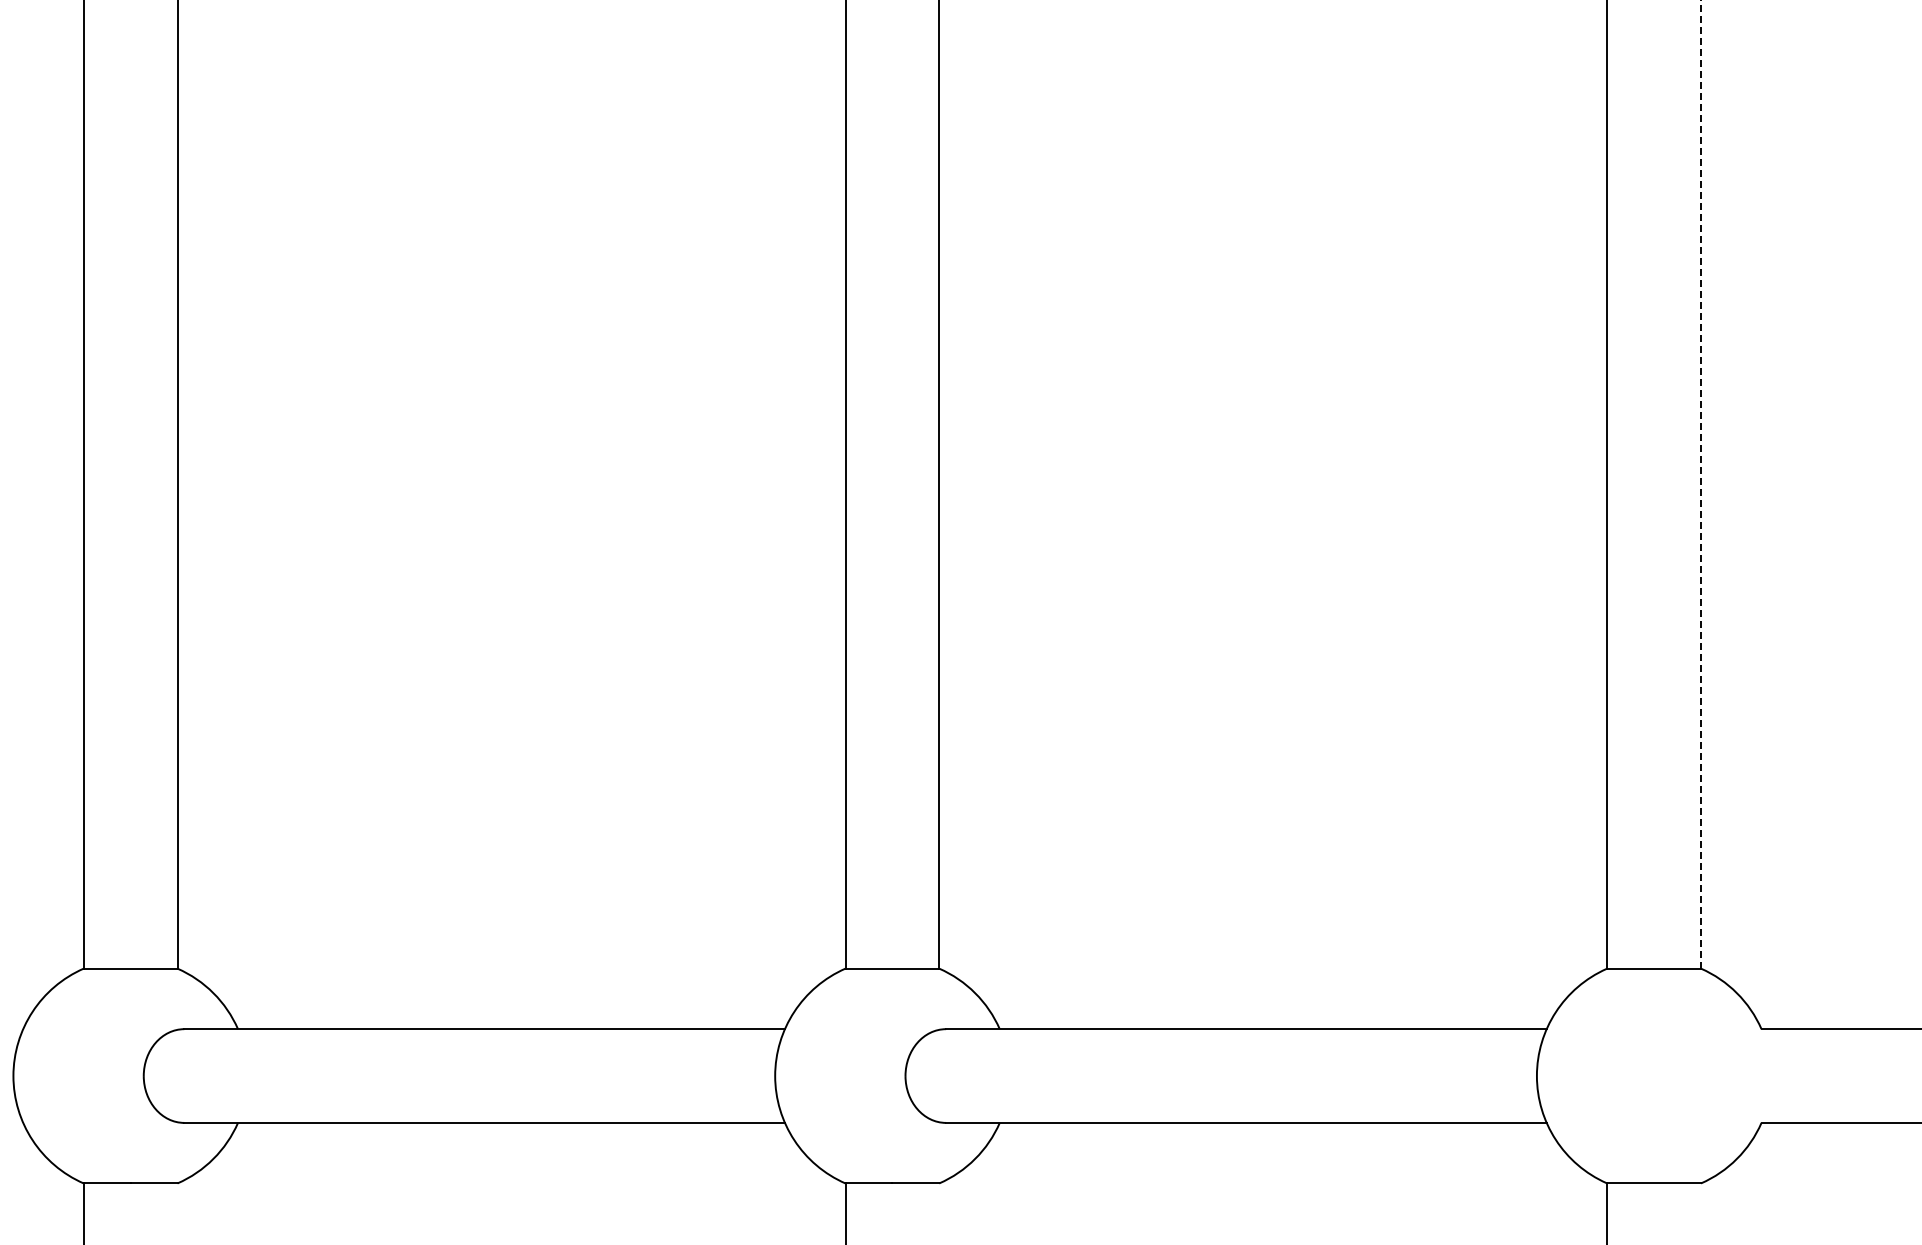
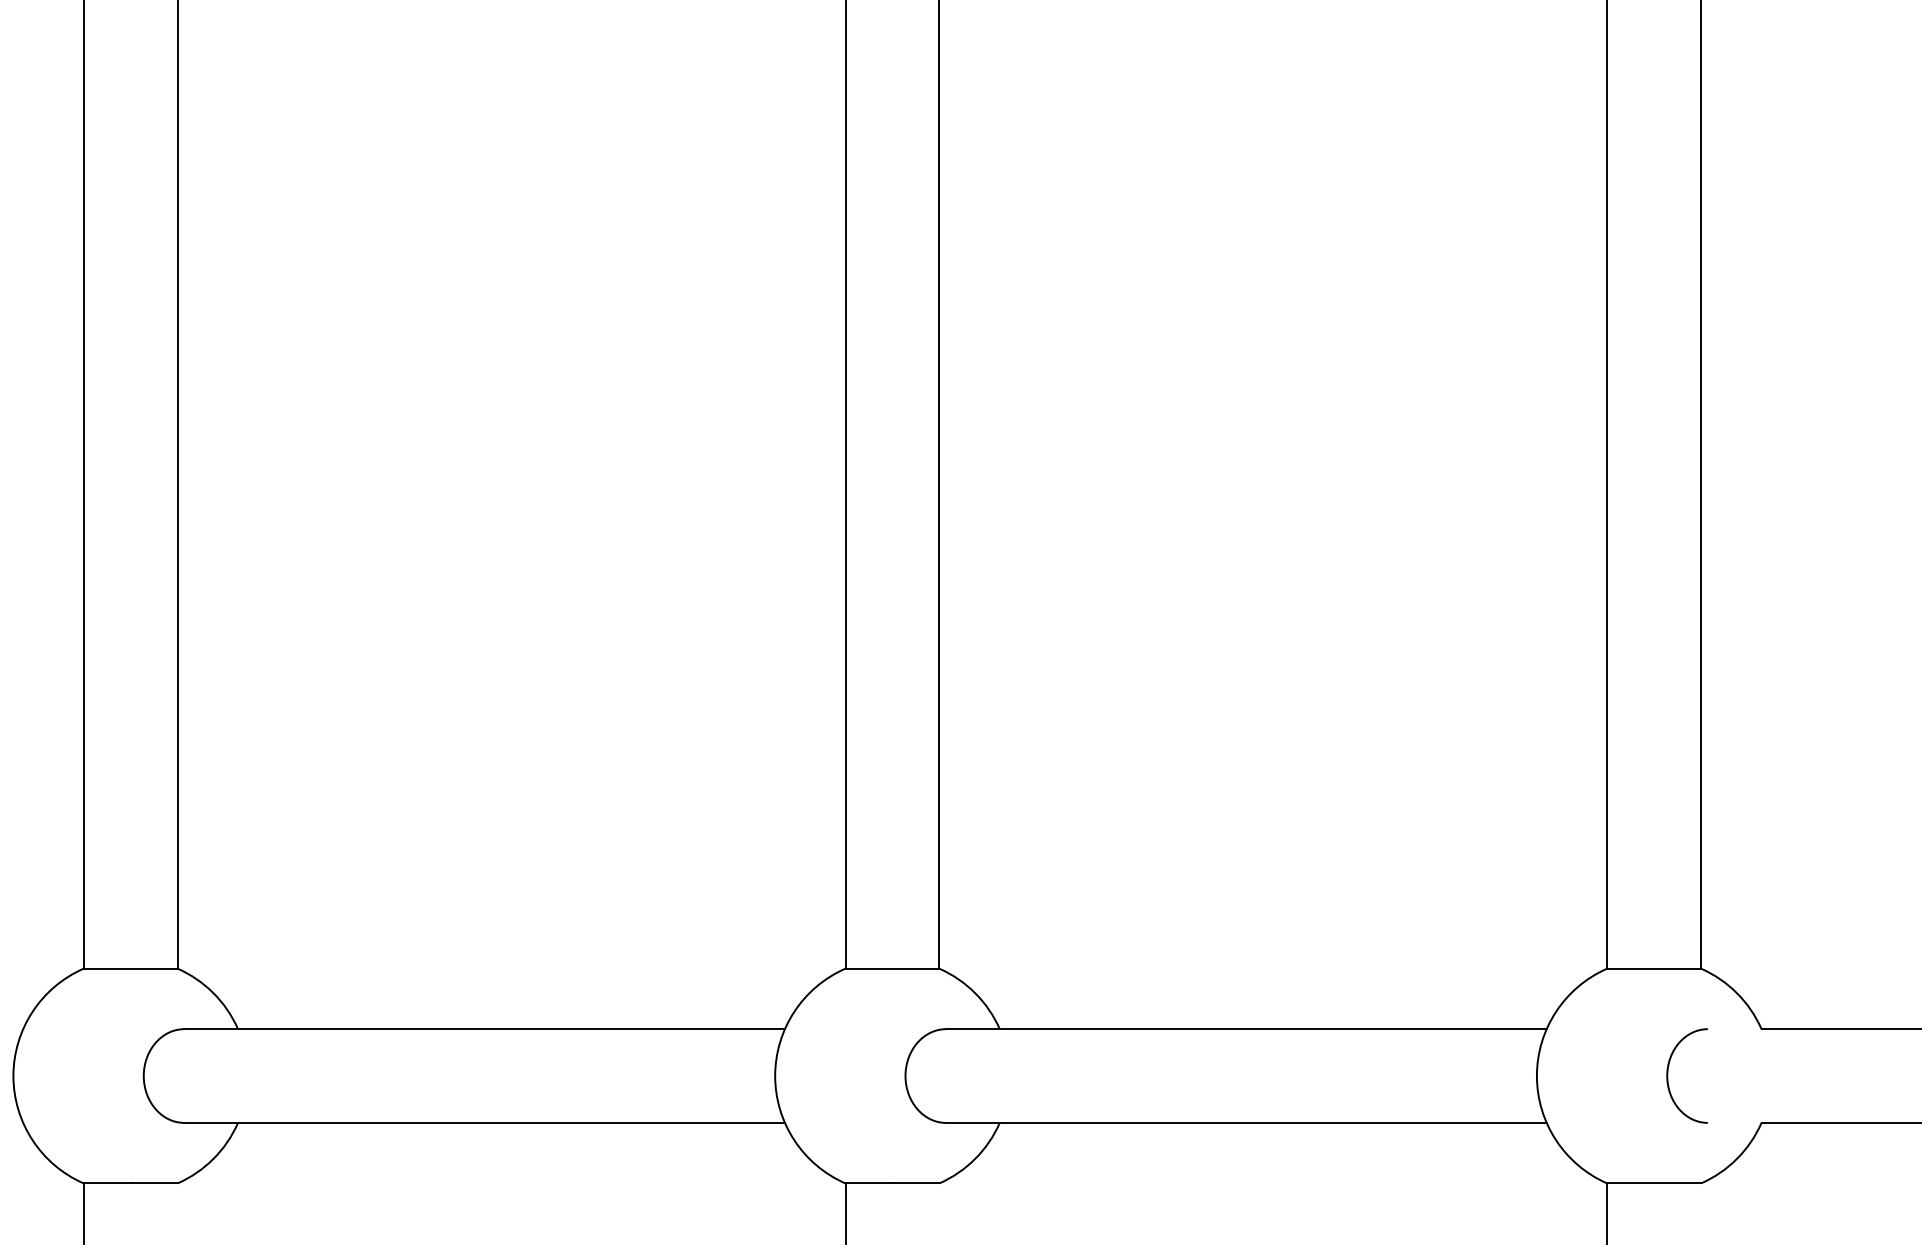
line: dashed -> solid (1700, 484)
part: none -> present (1668, 1075)
